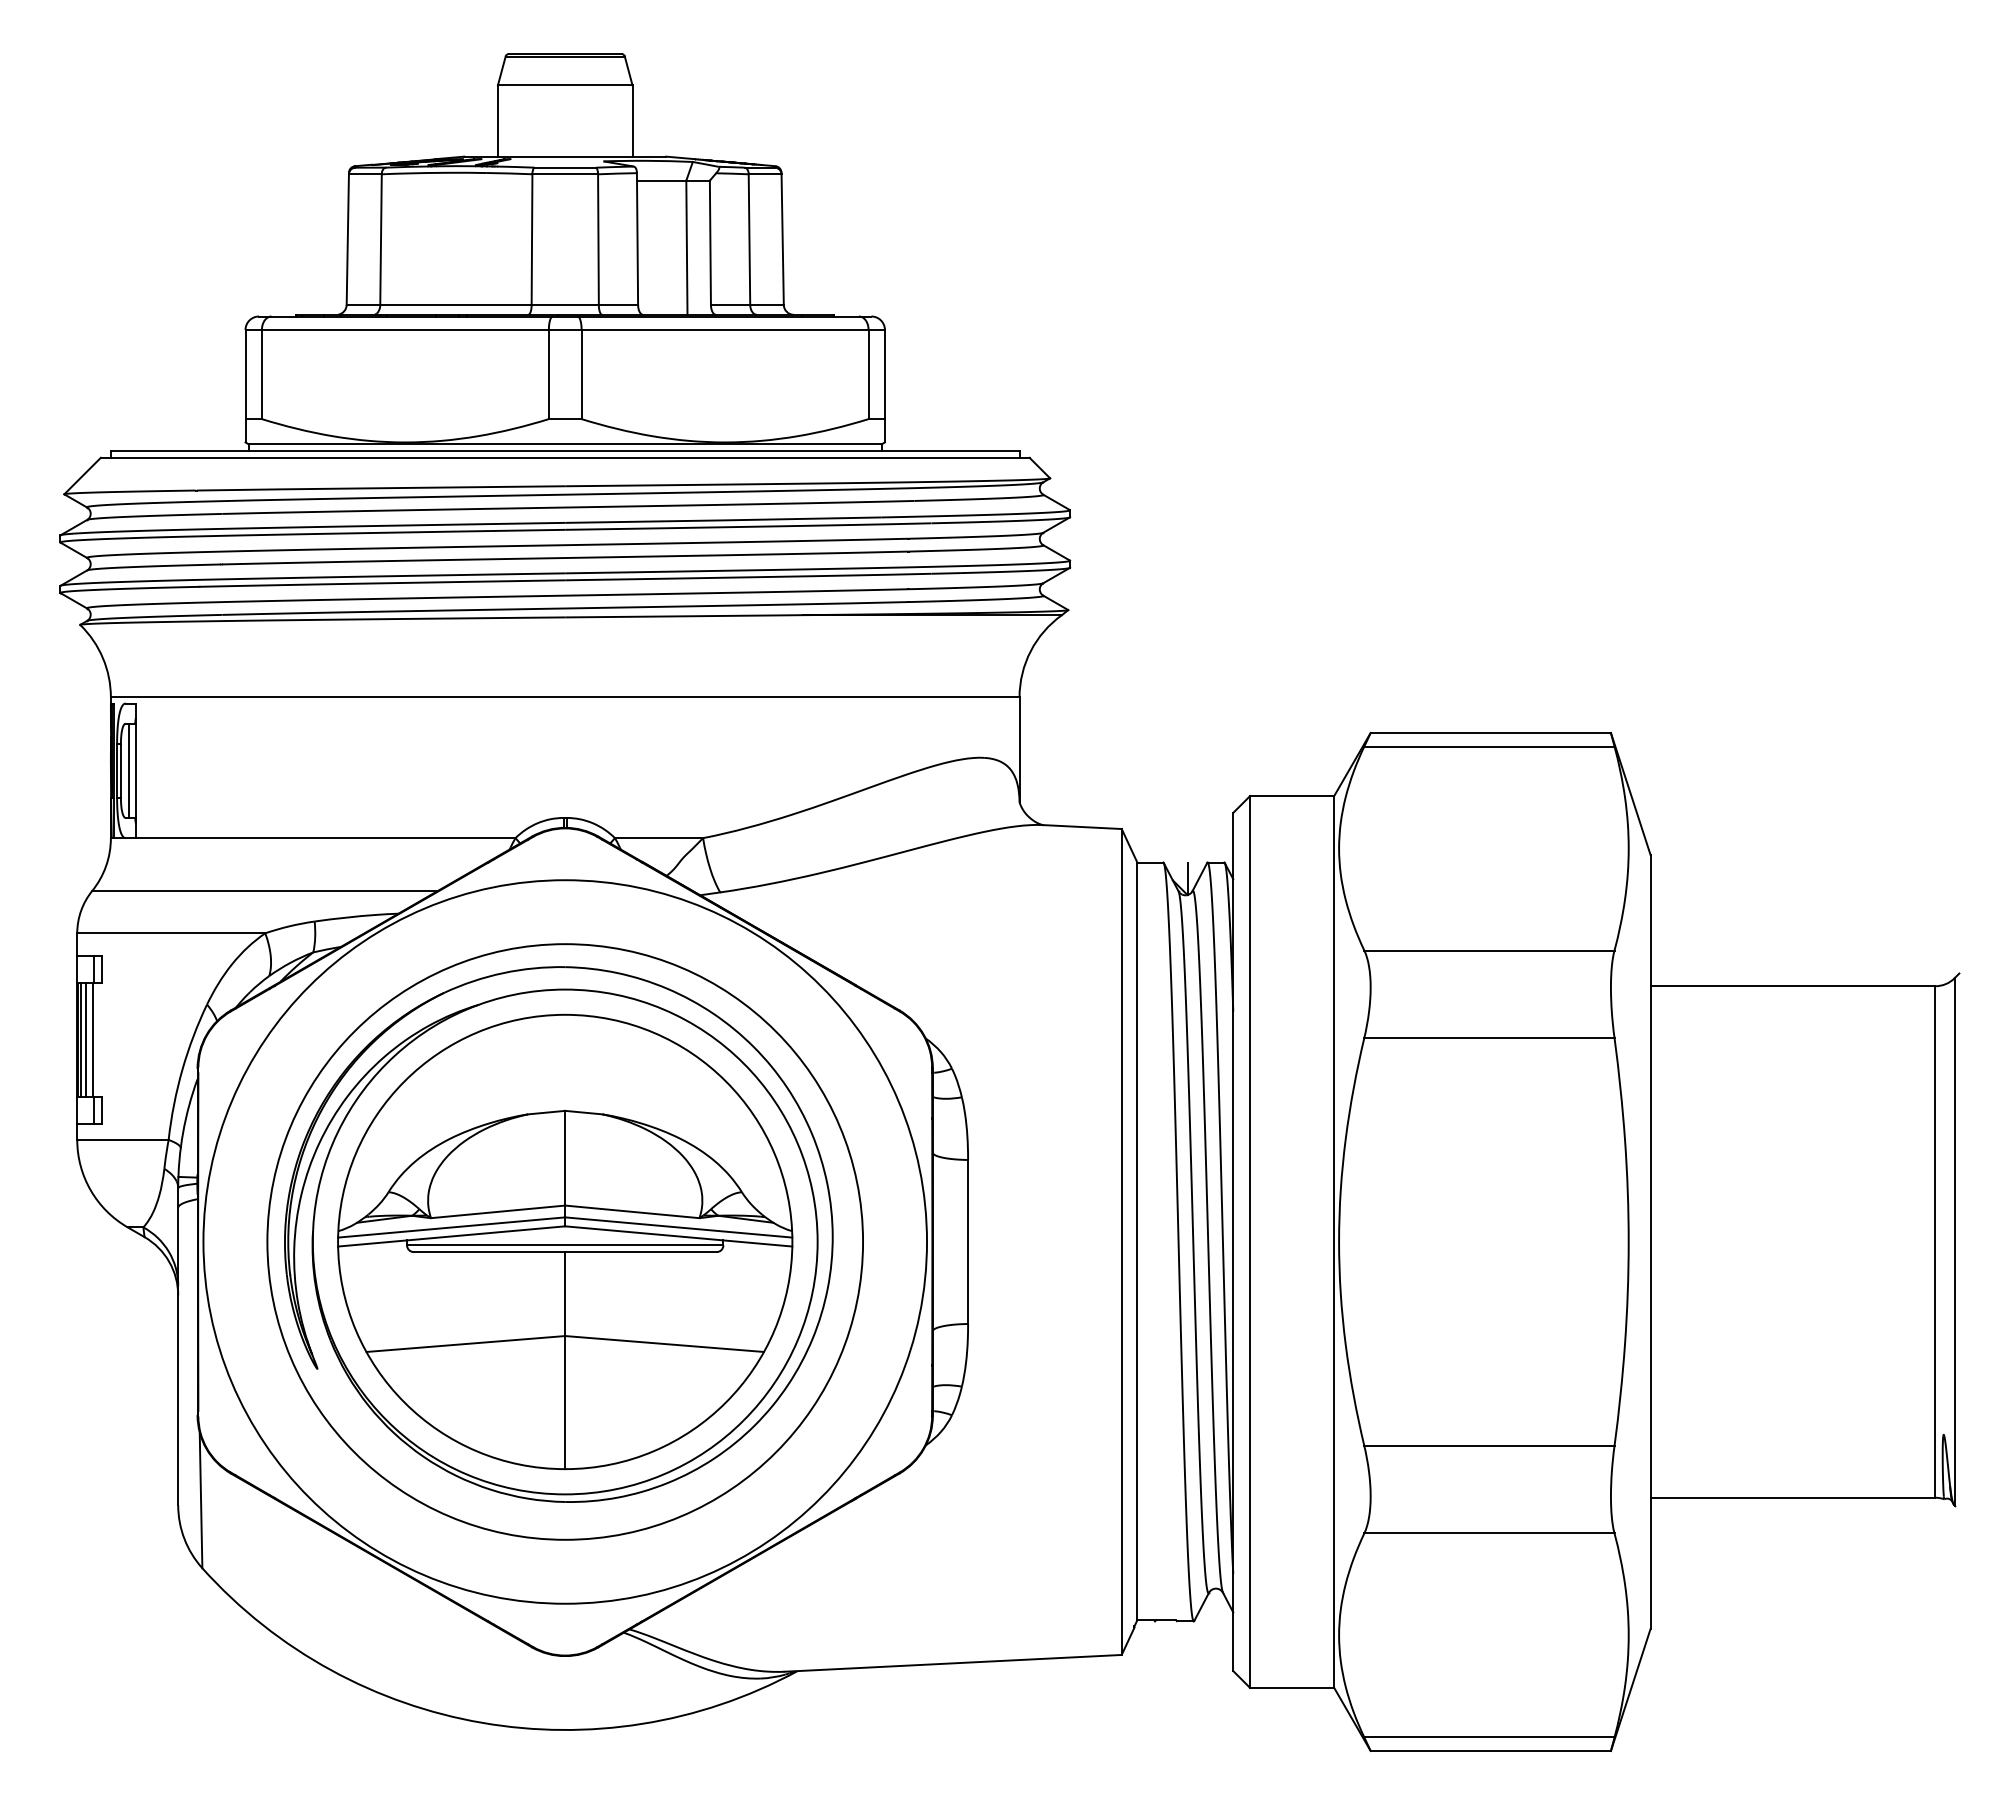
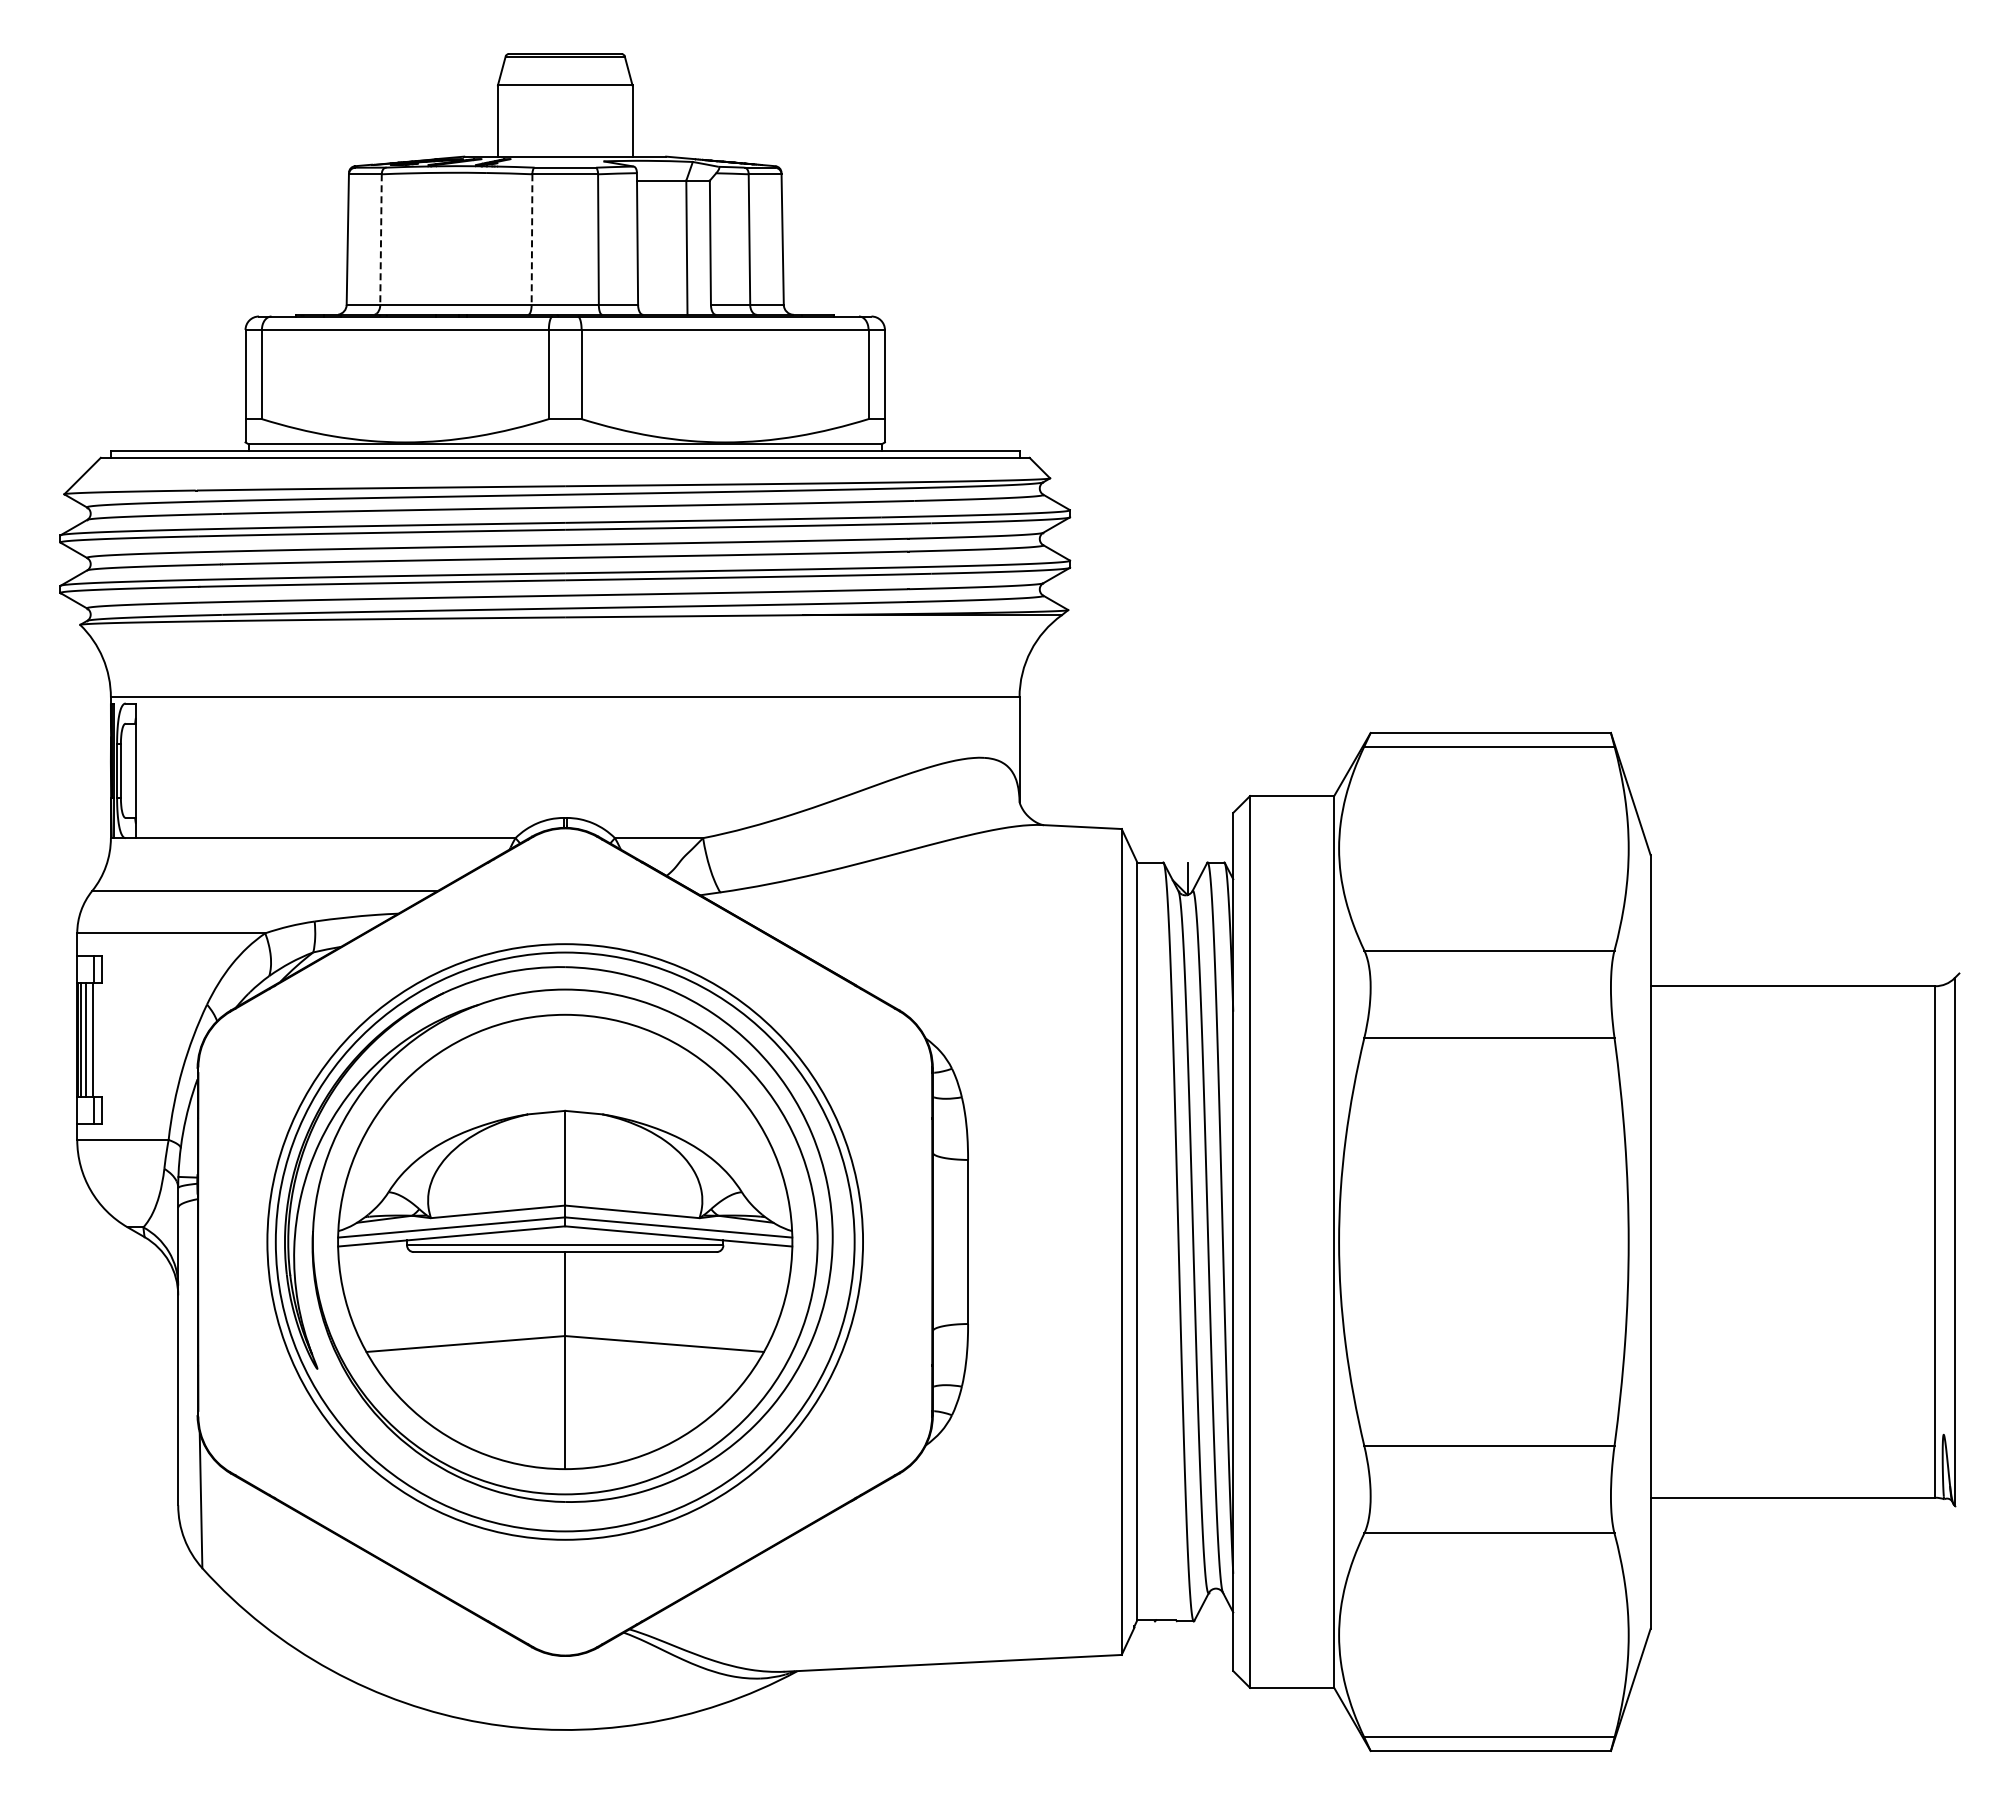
line: solid -> dashed (381, 240)
line: solid -> dashed (532, 240)
line: present -> none (129, 770)
circle diameter: 724 px -> 579 px (564, 1241)
